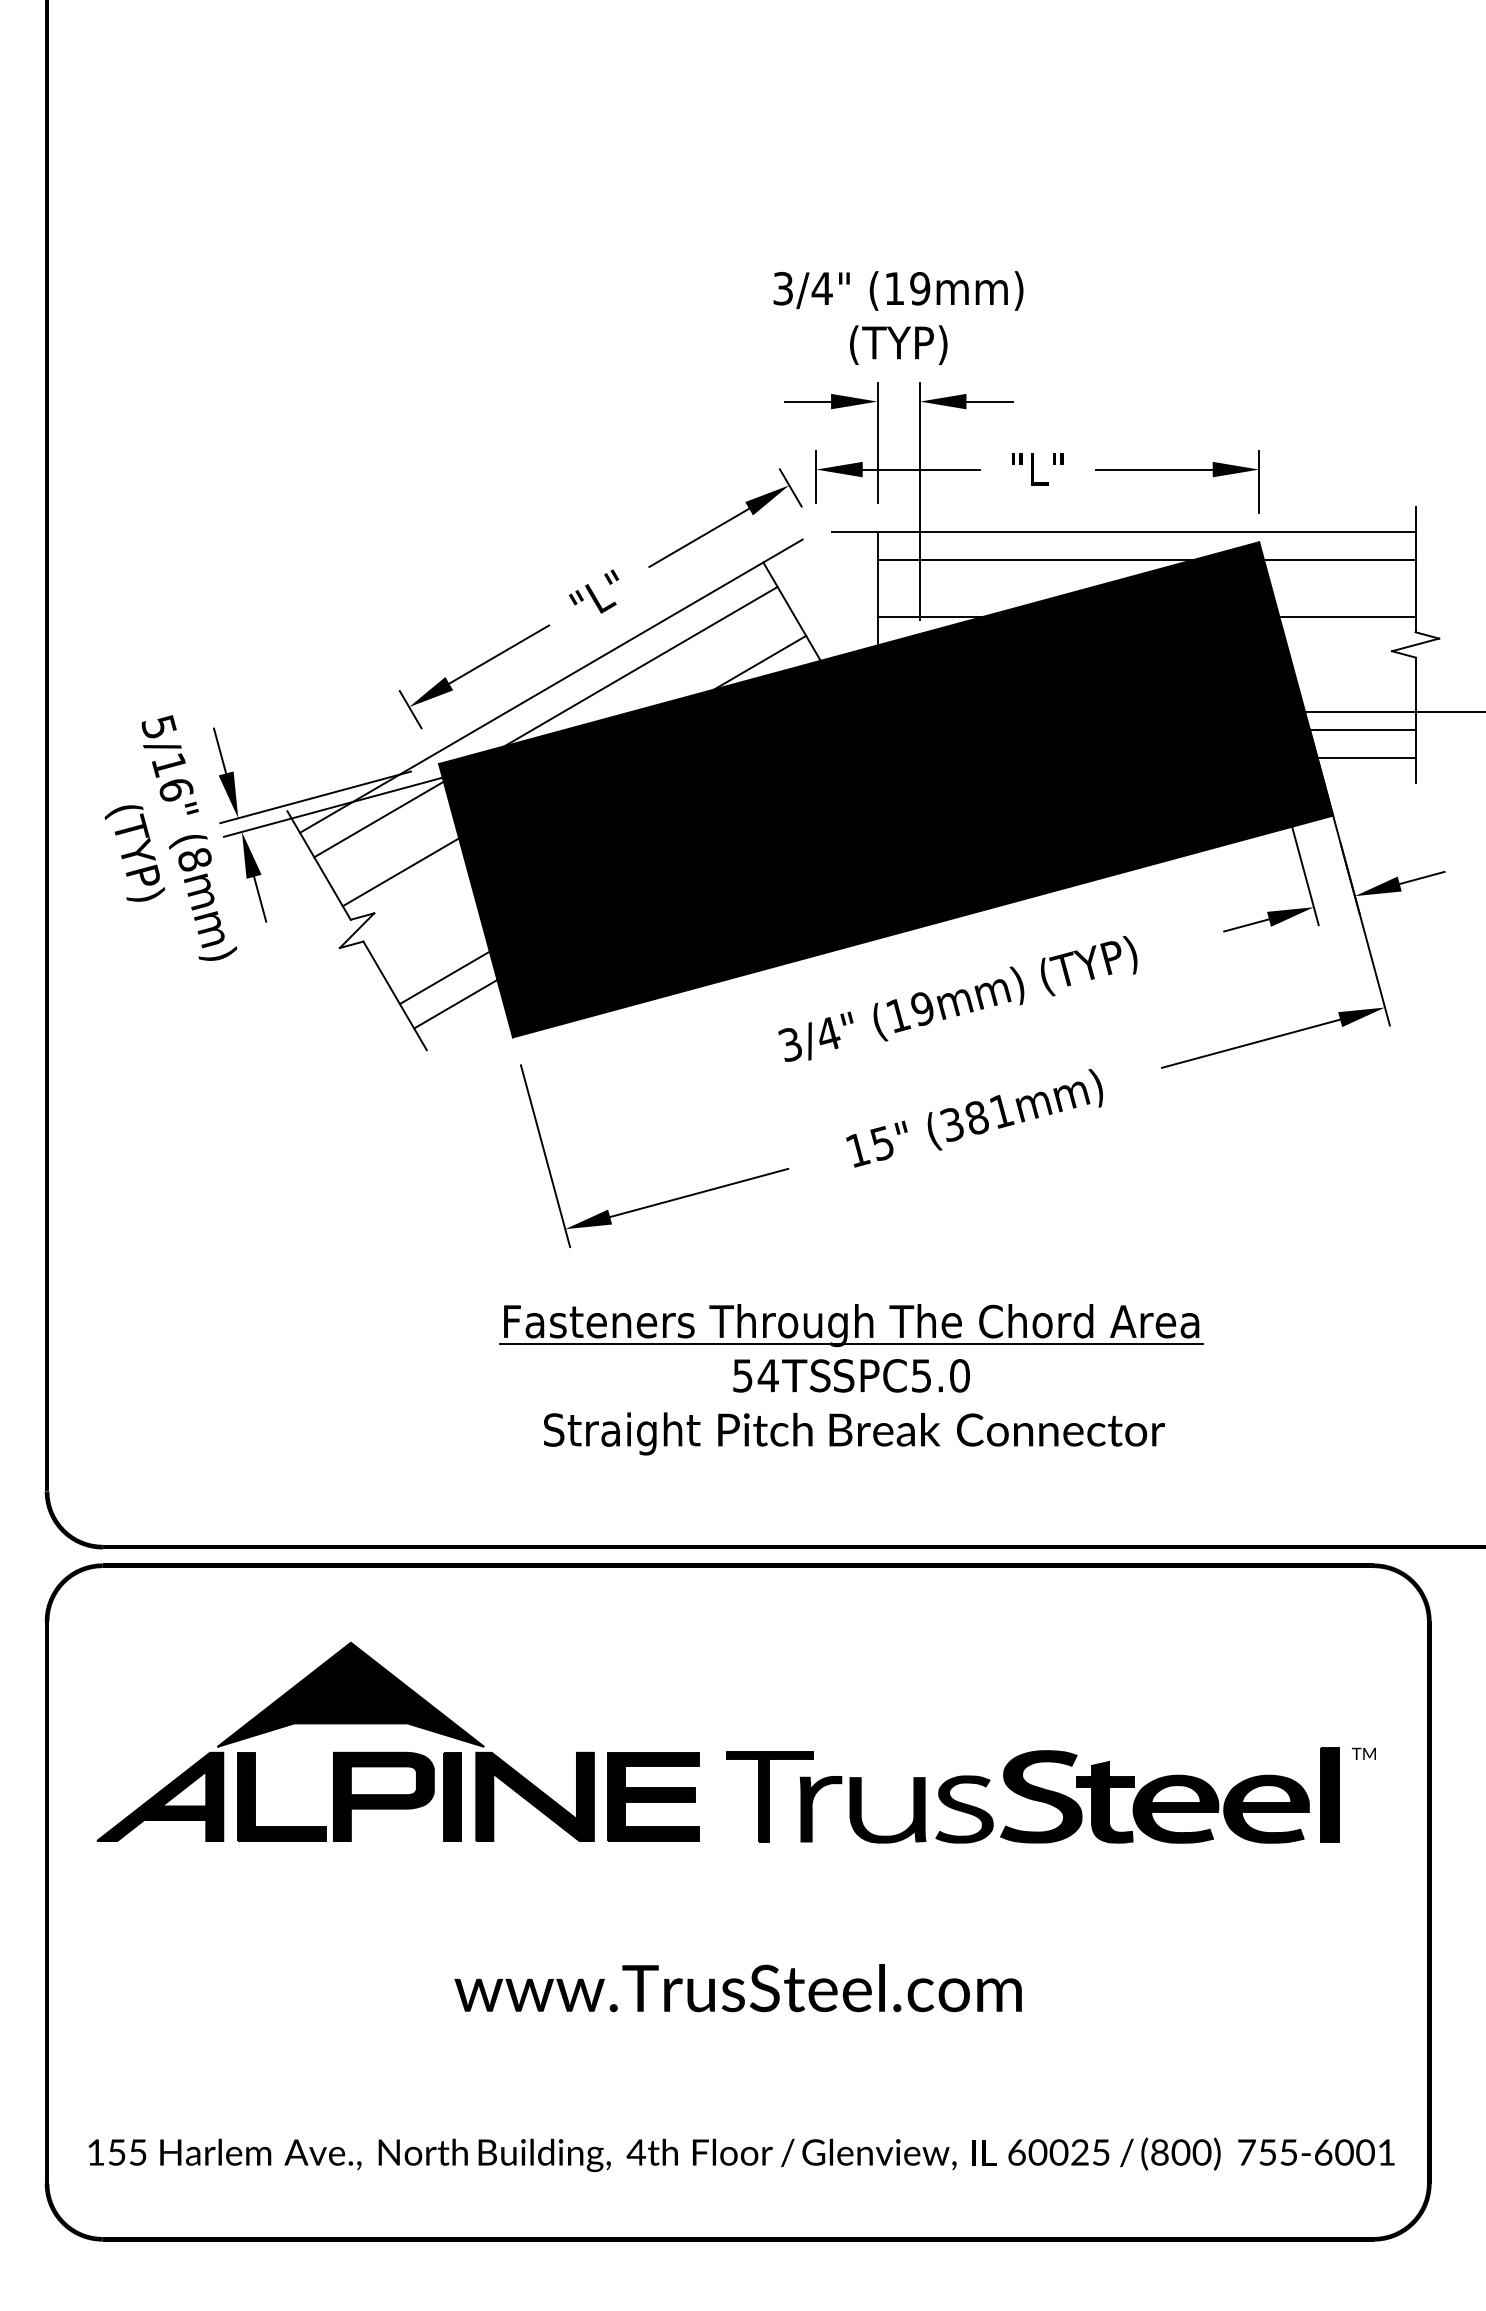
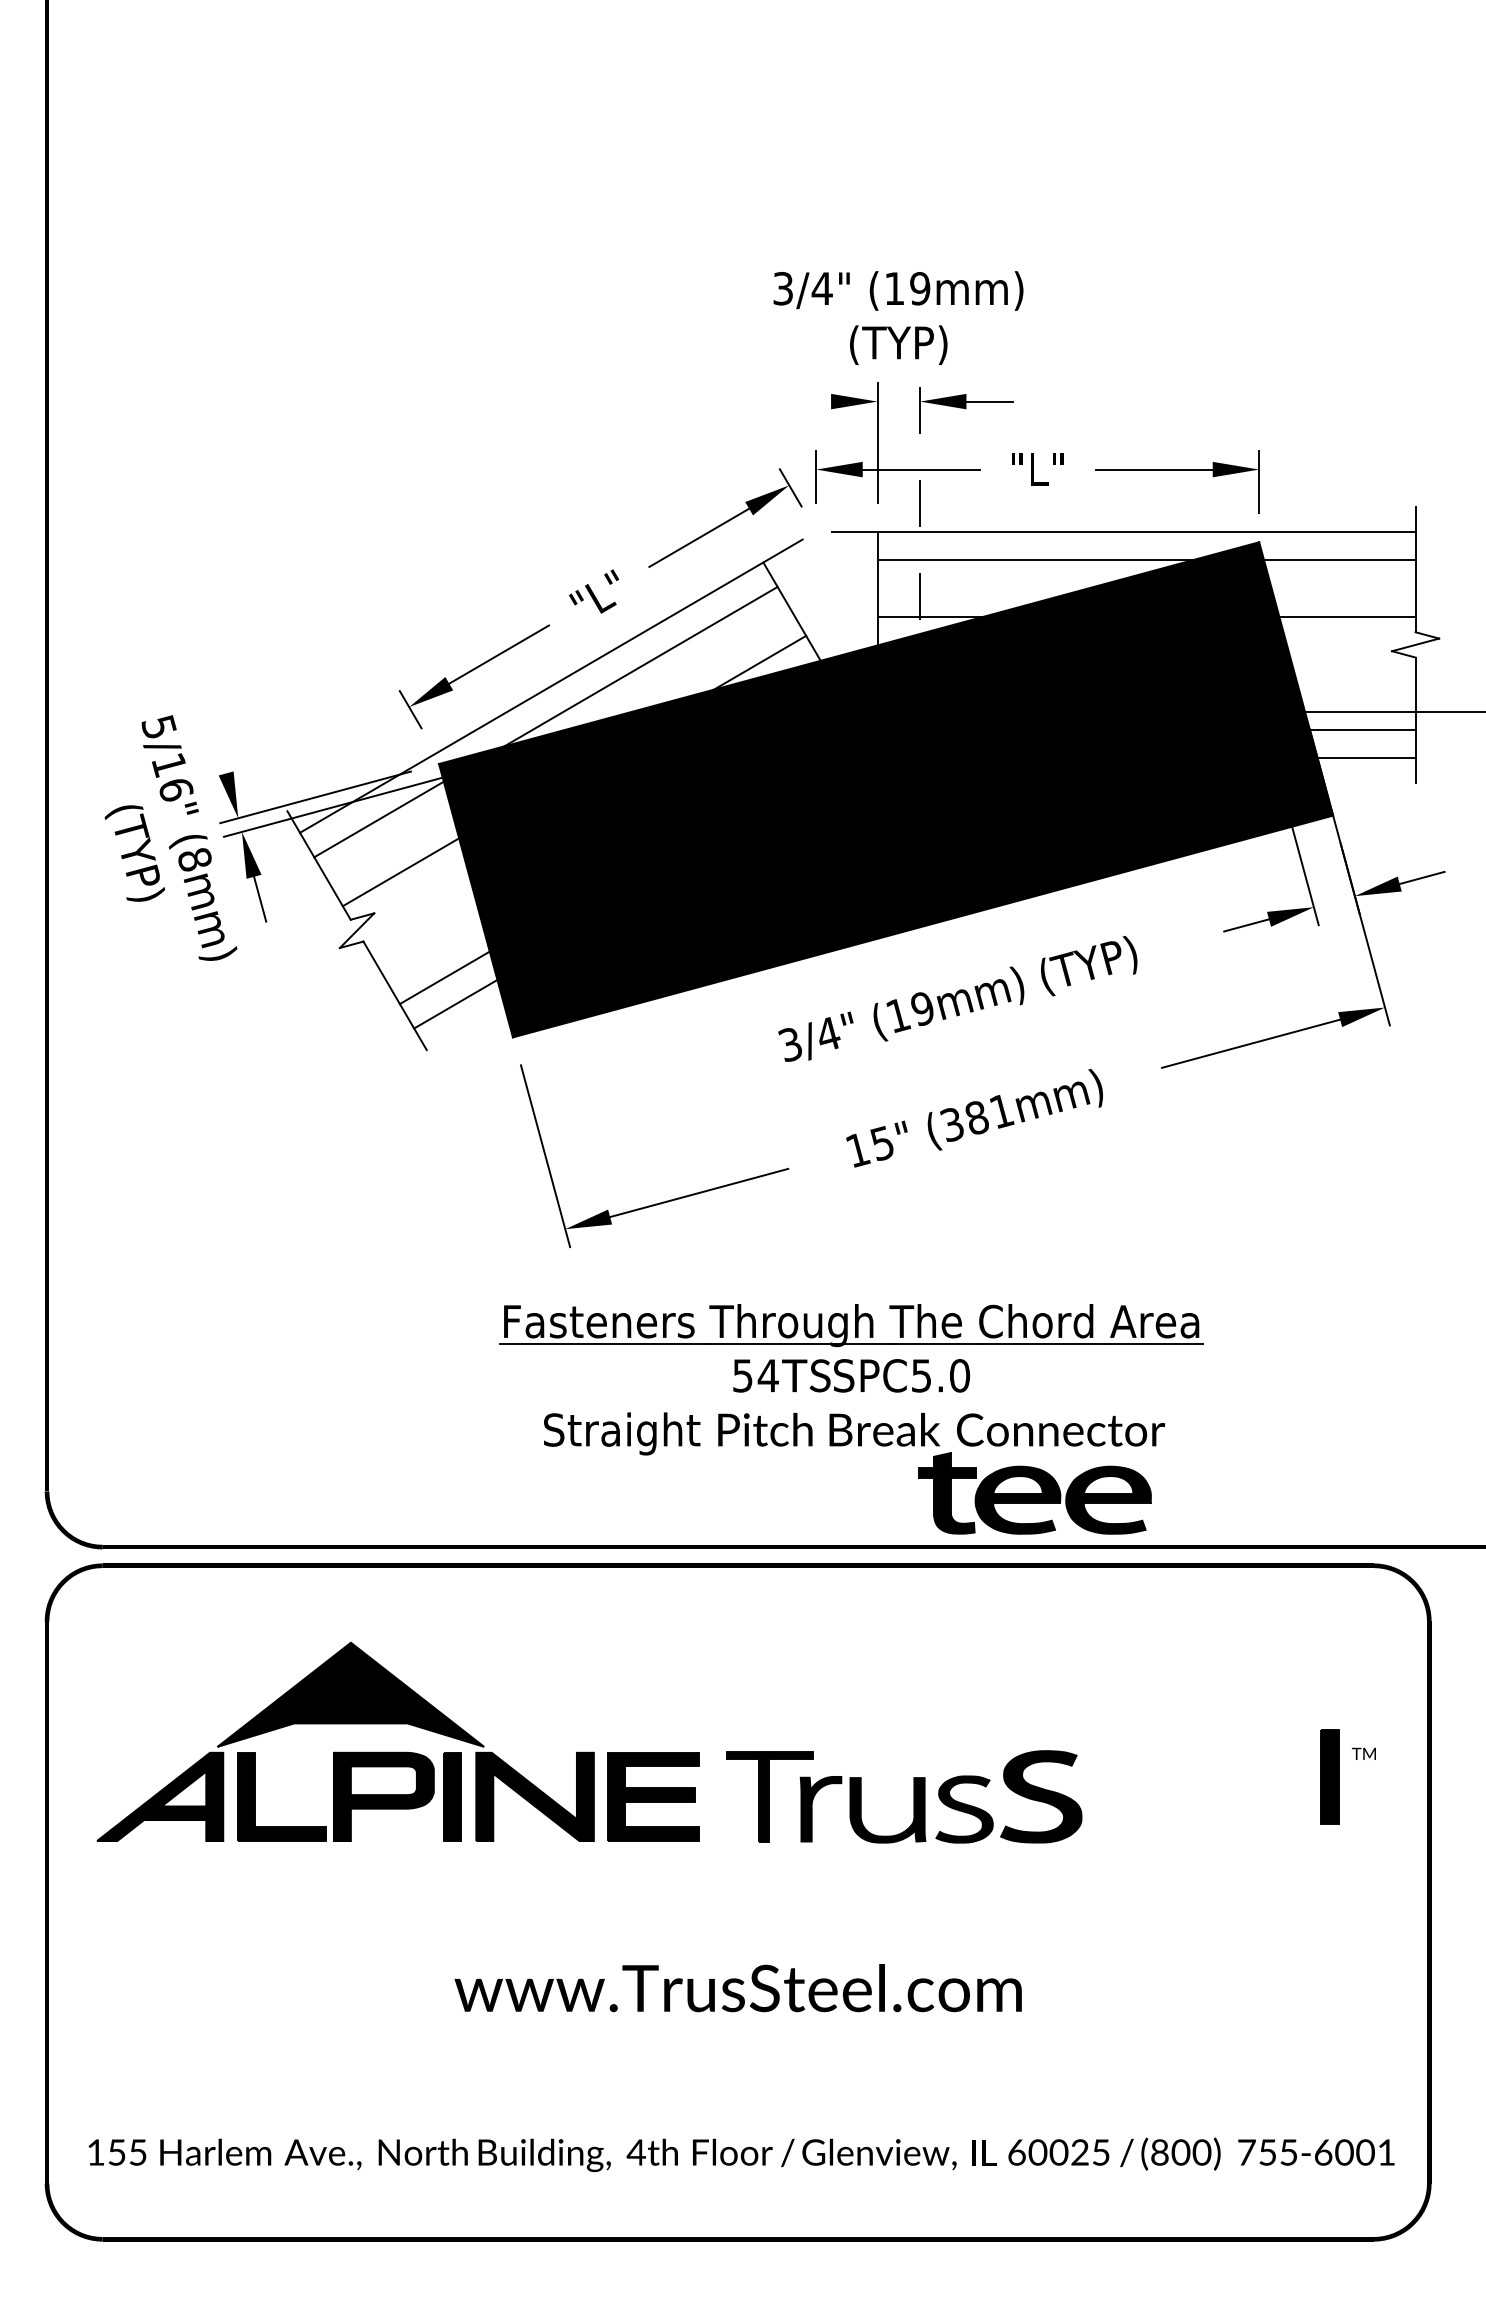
line: present -> none (807, 401)
line: solid -> dashed (920, 500)
line: present -> none (220, 750)
part position: (1329, 1794) -> (1329, 1776) (1329, 1776)
part position: (1192, 1802) -> (1034, 1493) (1034, 1493)
